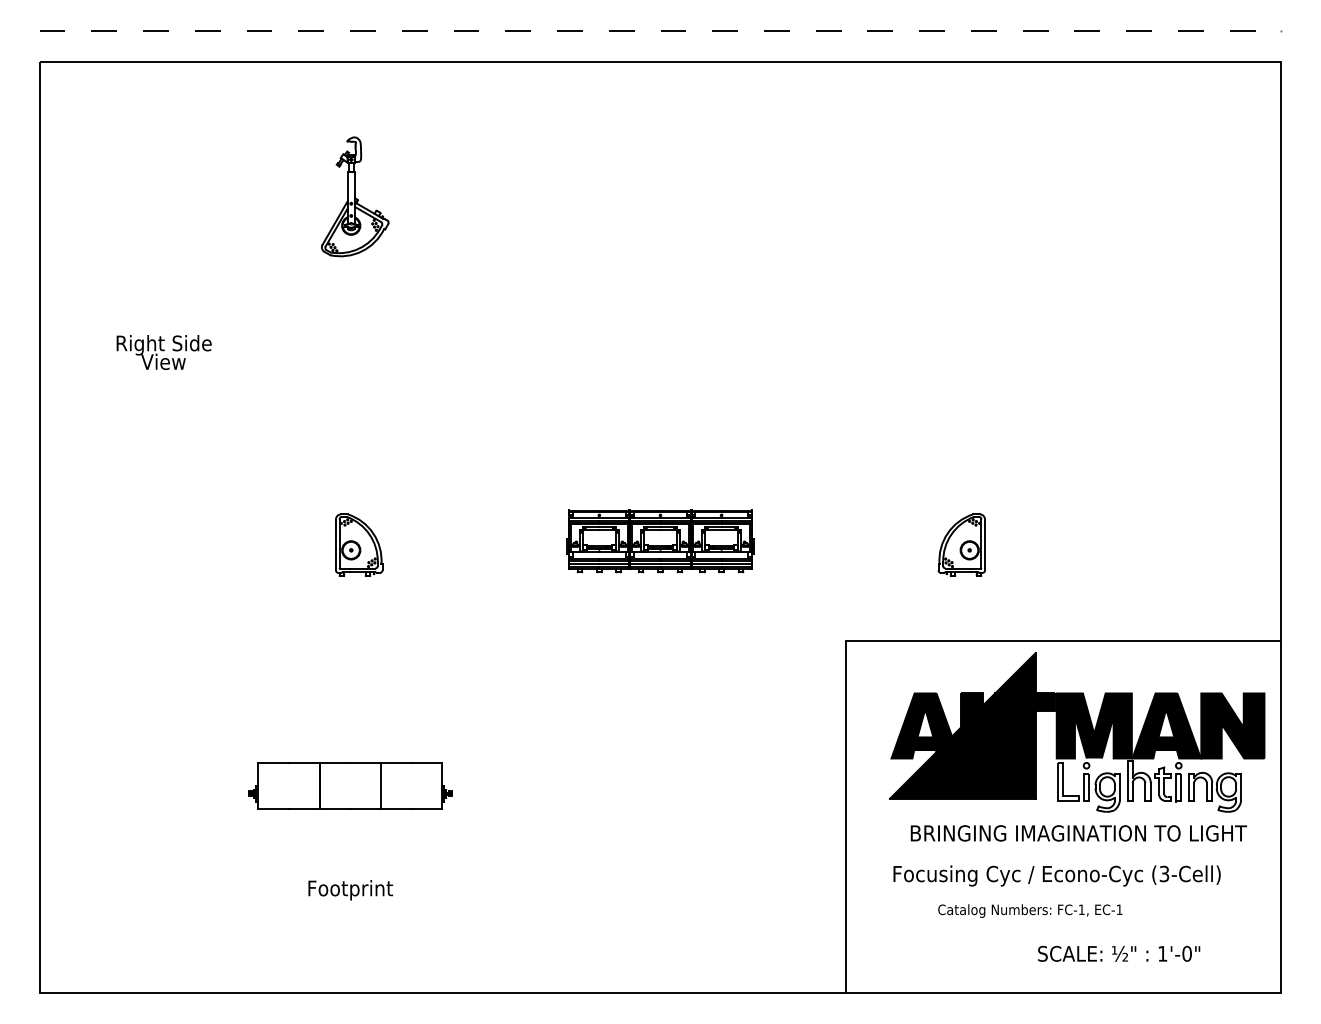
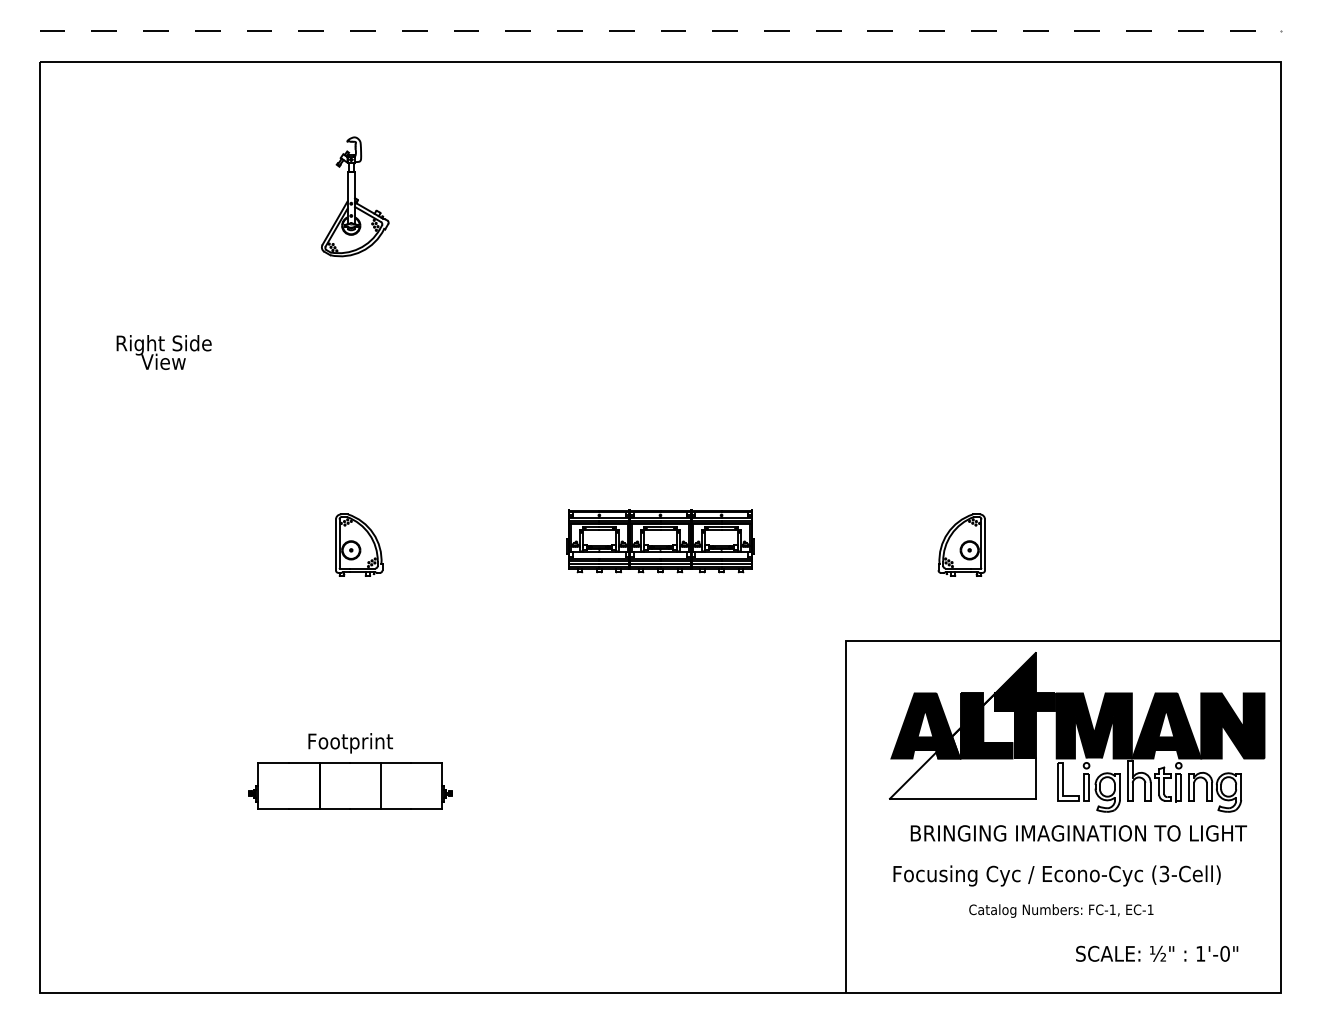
fill: present -> none (962, 745)
text position: (350, 890) -> (350, 743) (350, 743)
text position: (1030, 910) -> (1061, 910) (1061, 910)
text position: (1119, 953) -> (1157, 953) (1157, 953)
